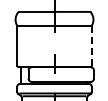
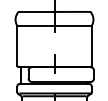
line: dashed -> solid (91, 45)
